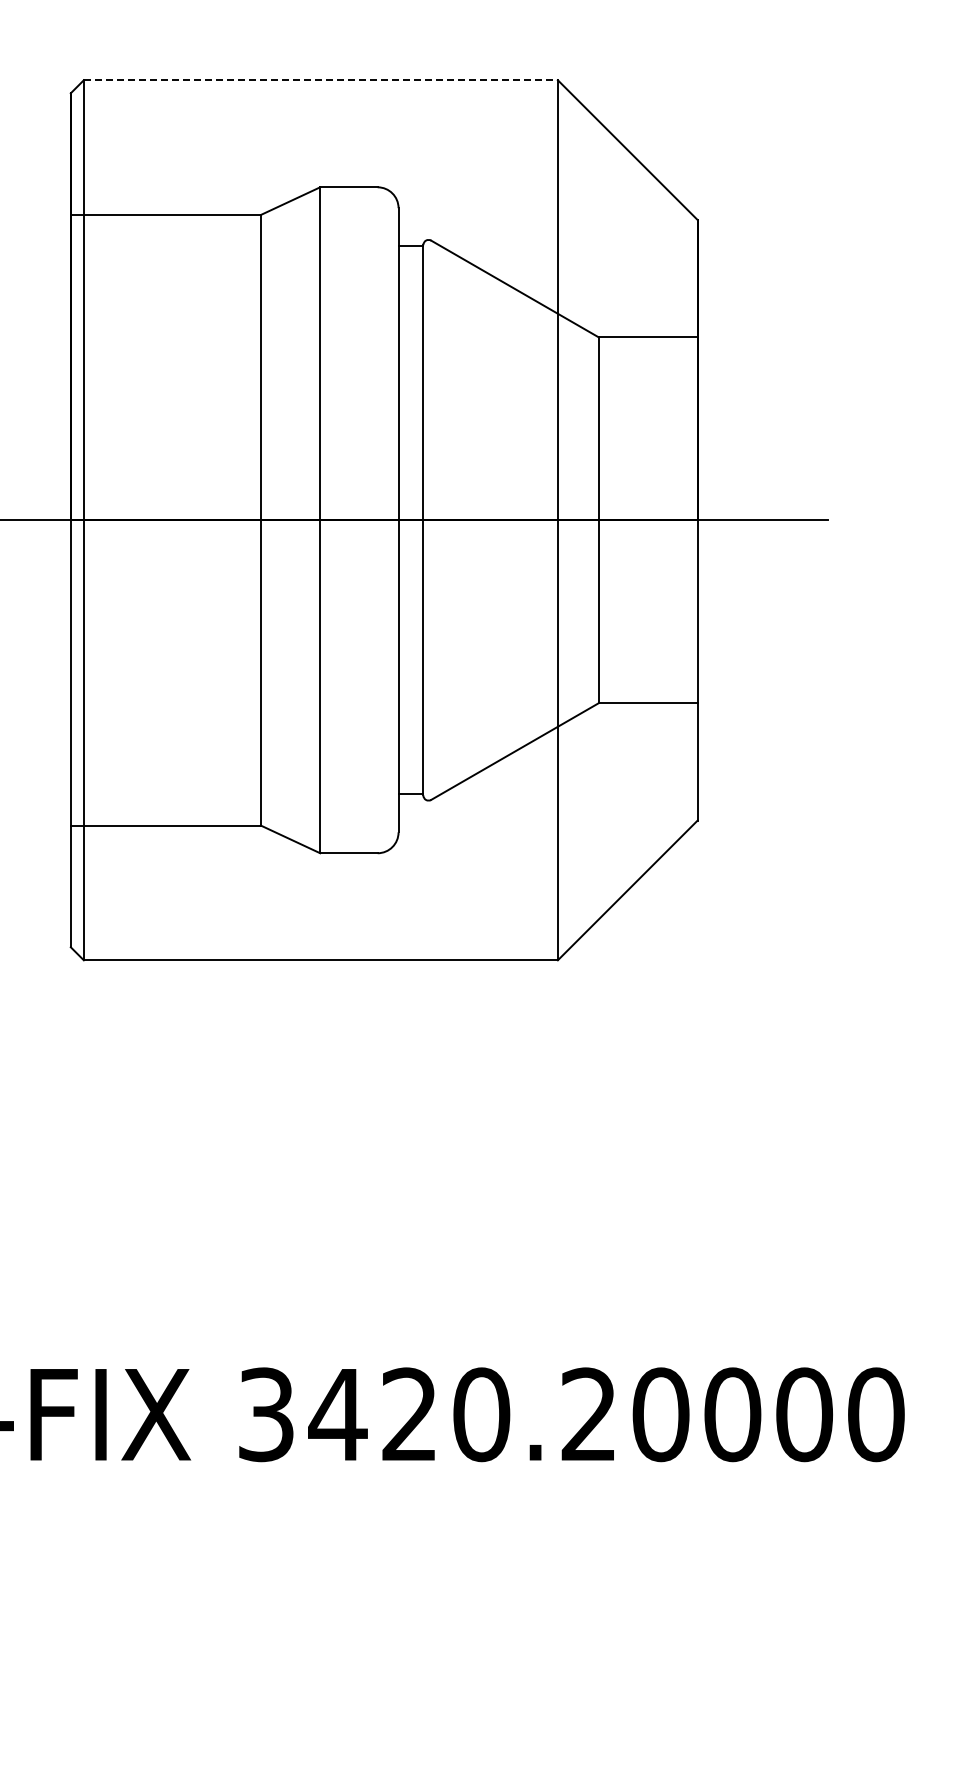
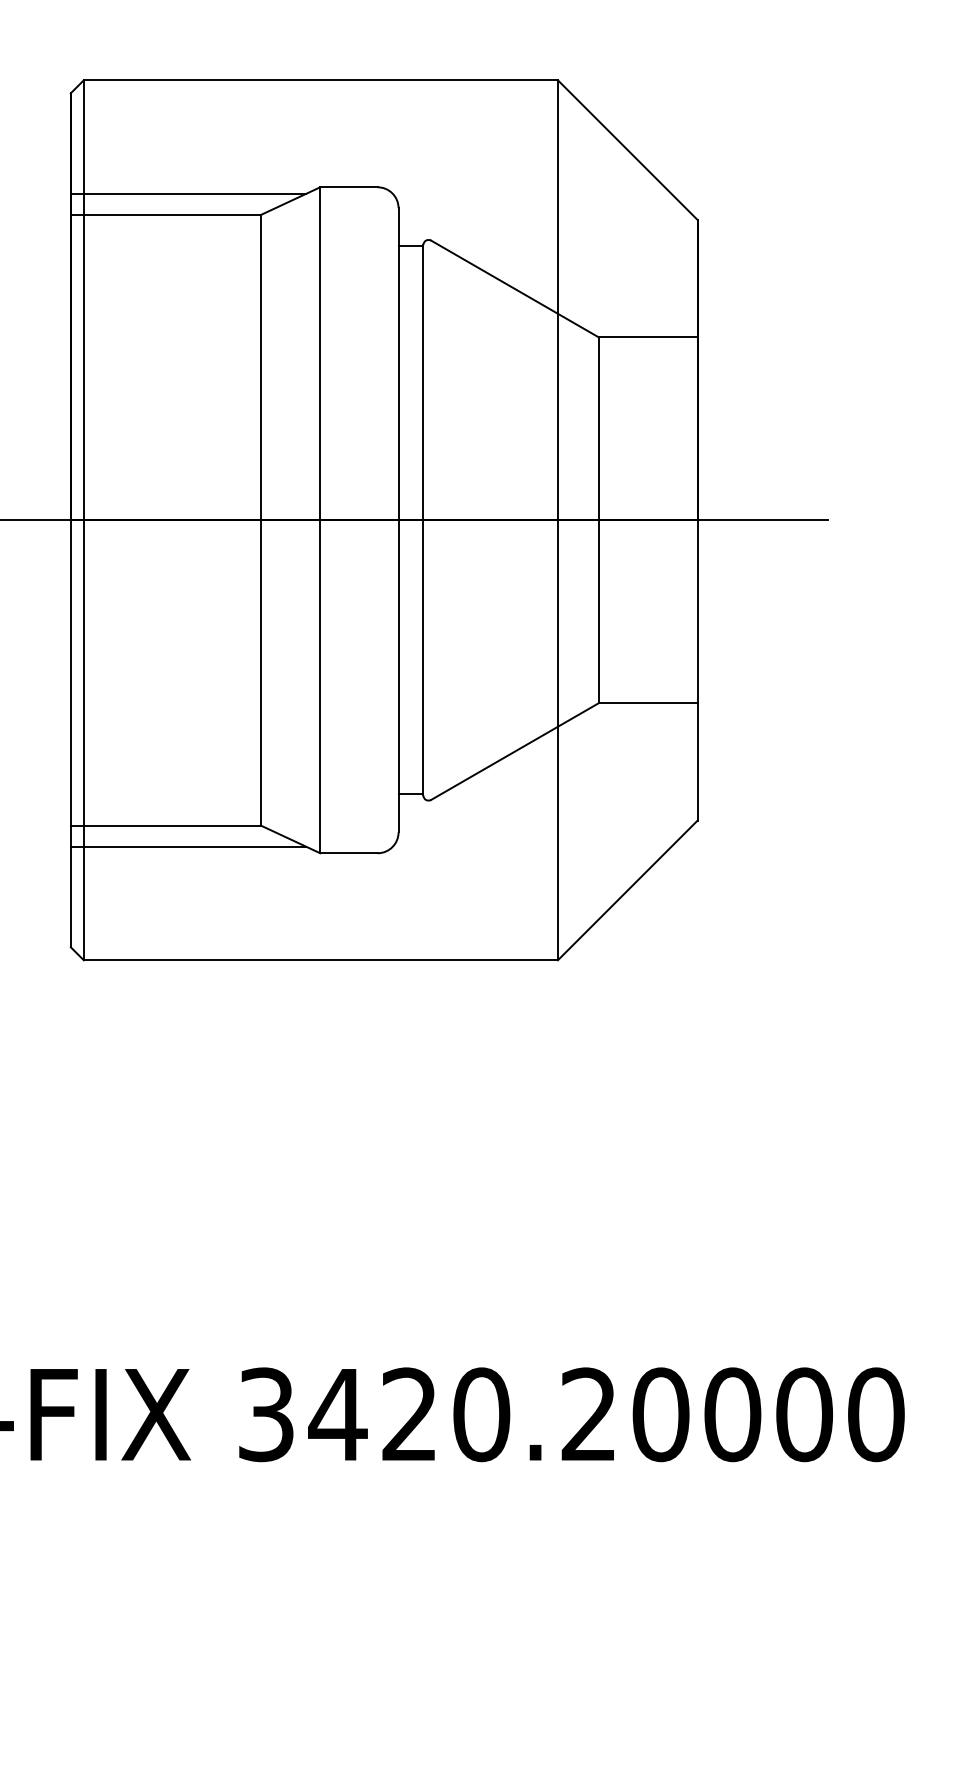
line: dashed -> solid (320, 80)
line: none -> present (188, 193)
line: none -> present (188, 846)
